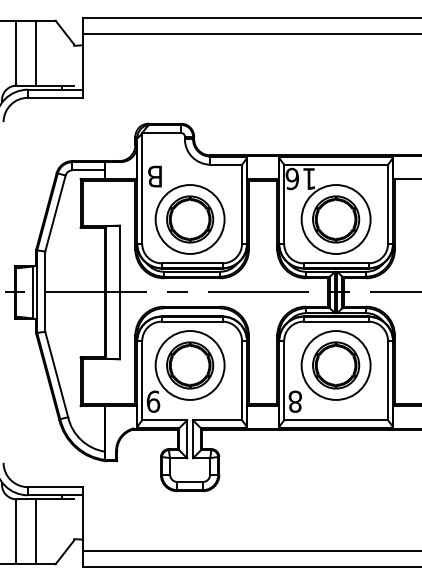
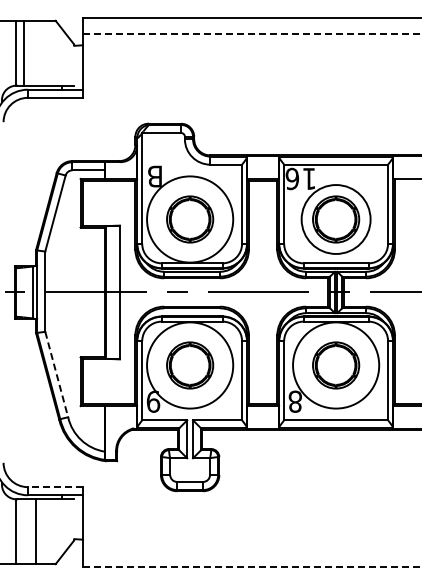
line: solid -> dashed (252, 33)
line position: (36, 52) -> (24, 52) (24, 52)
circle diameter: 69 px -> 86 px (190, 219)
circle diameter: 69 px -> 86 px (190, 365)
circle diameter: 69 px -> 86 px (336, 365)
line: solid -> dashed (56, 375)
line: solid -> dashed (55, 487)
line: present -> none (250, 551)
line: solid -> dashed (251, 567)
